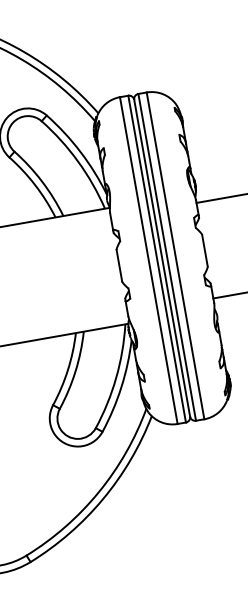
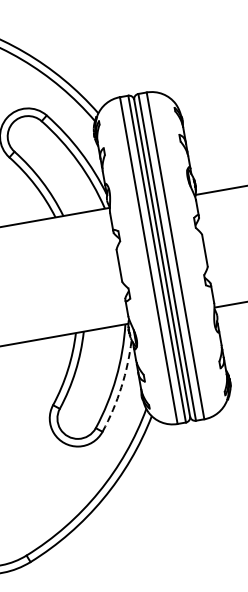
line position: (220, 198) -> (219, 190) (219, 190)
line position: (228, 295) -> (229, 304) (229, 304)
arc: solid -> dashed (121, 387)
